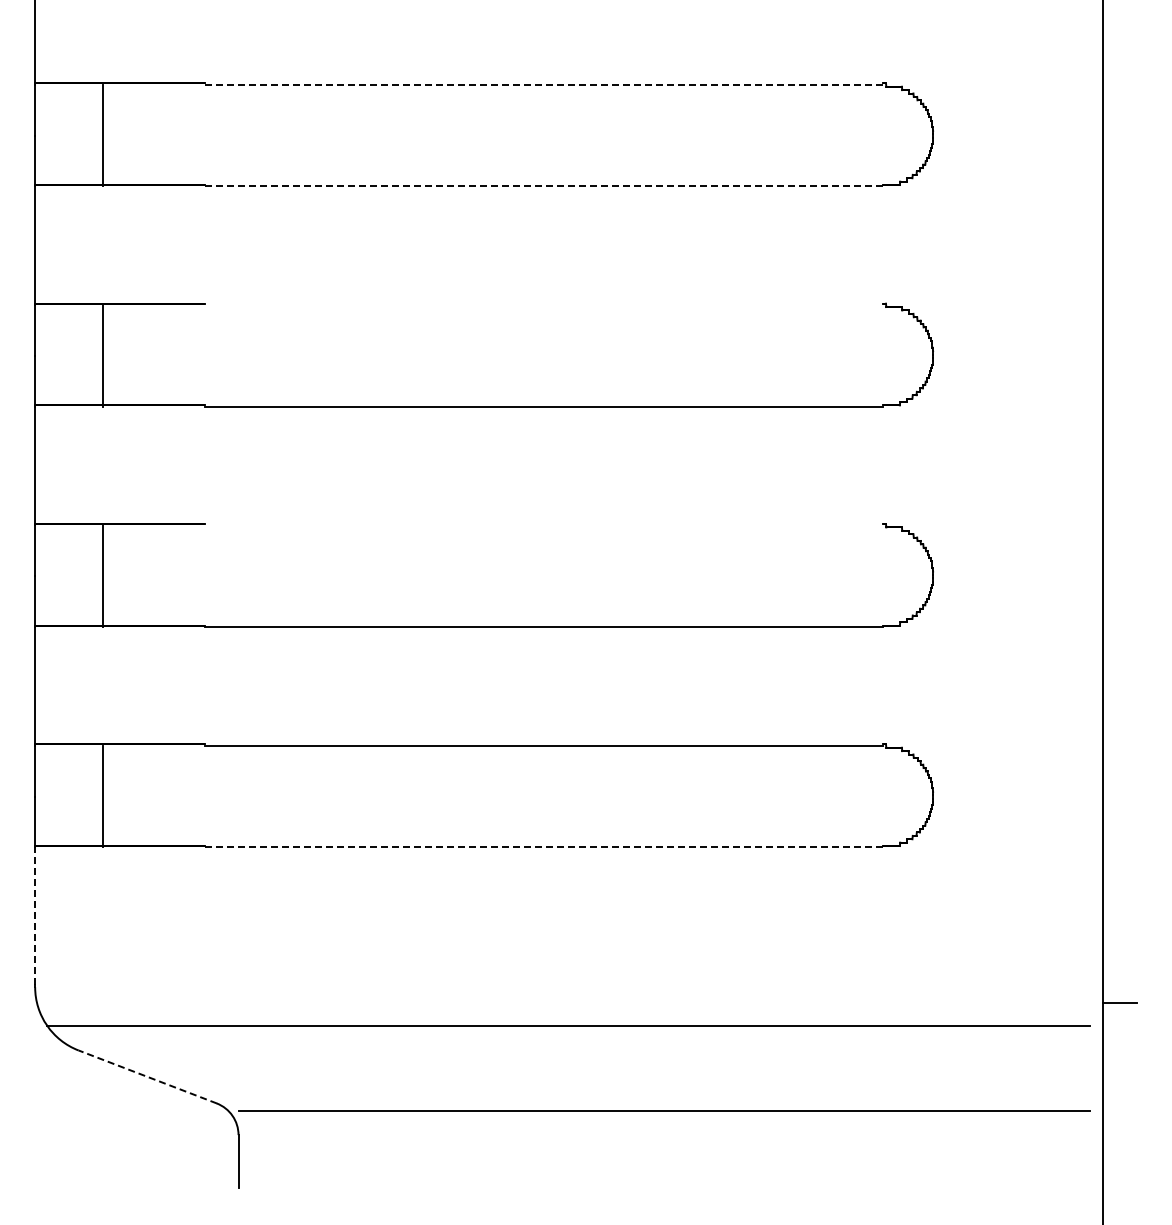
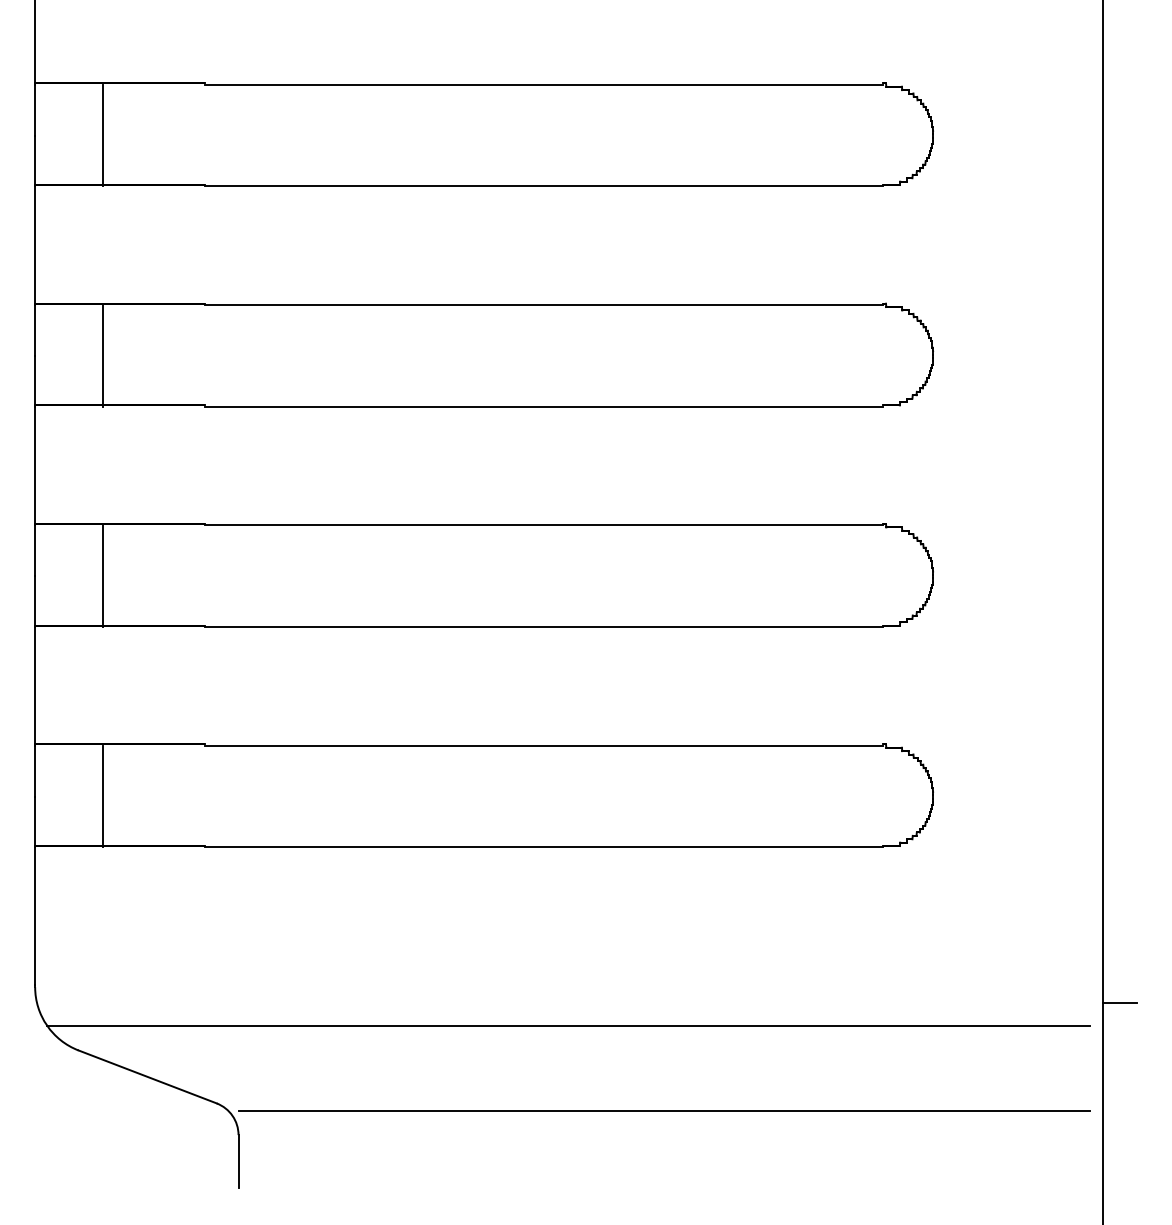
line: dashed -> solid (543, 84)
line: dashed -> solid (543, 186)
line: none -> present (543, 305)
line: none -> present (543, 525)
line: dashed -> solid (543, 847)
line: dashed -> solid (35, 916)
line: dashed -> solid (147, 1076)
